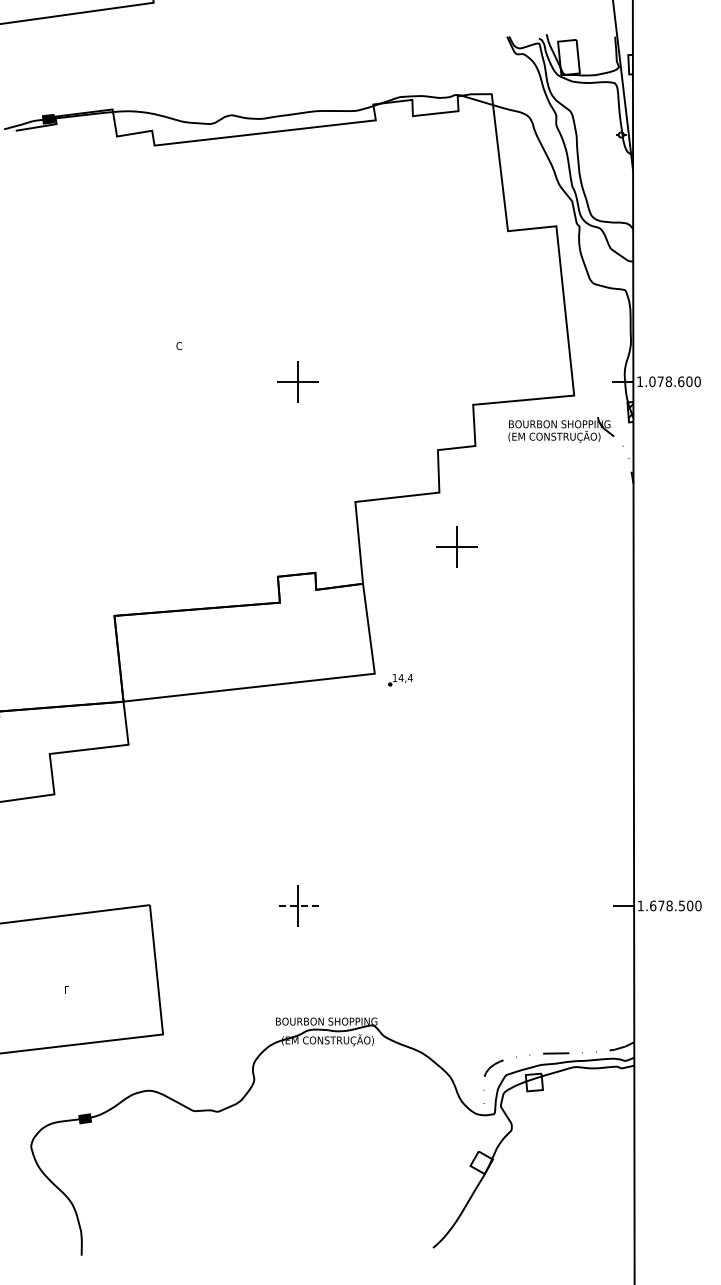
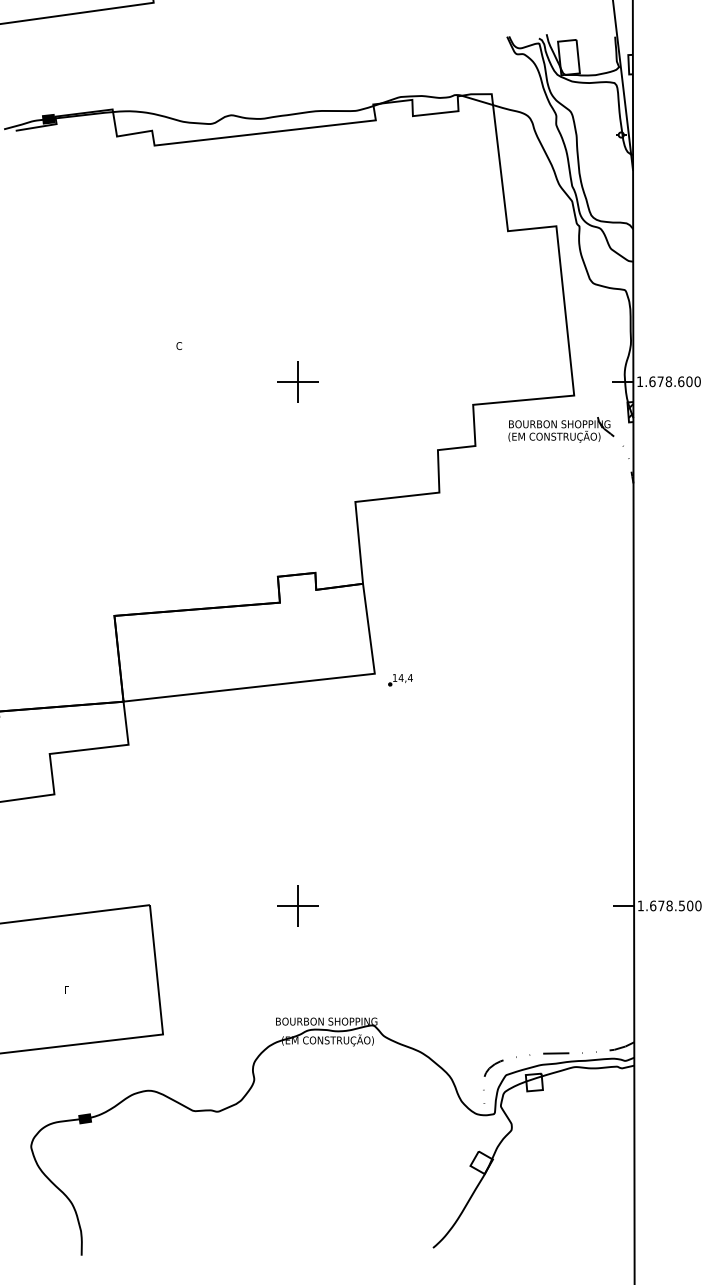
text: 1.078.600 -> 1.678.600 (652, 381)
part: present -> none (456, 546)
line: dashed -> solid (297, 905)
